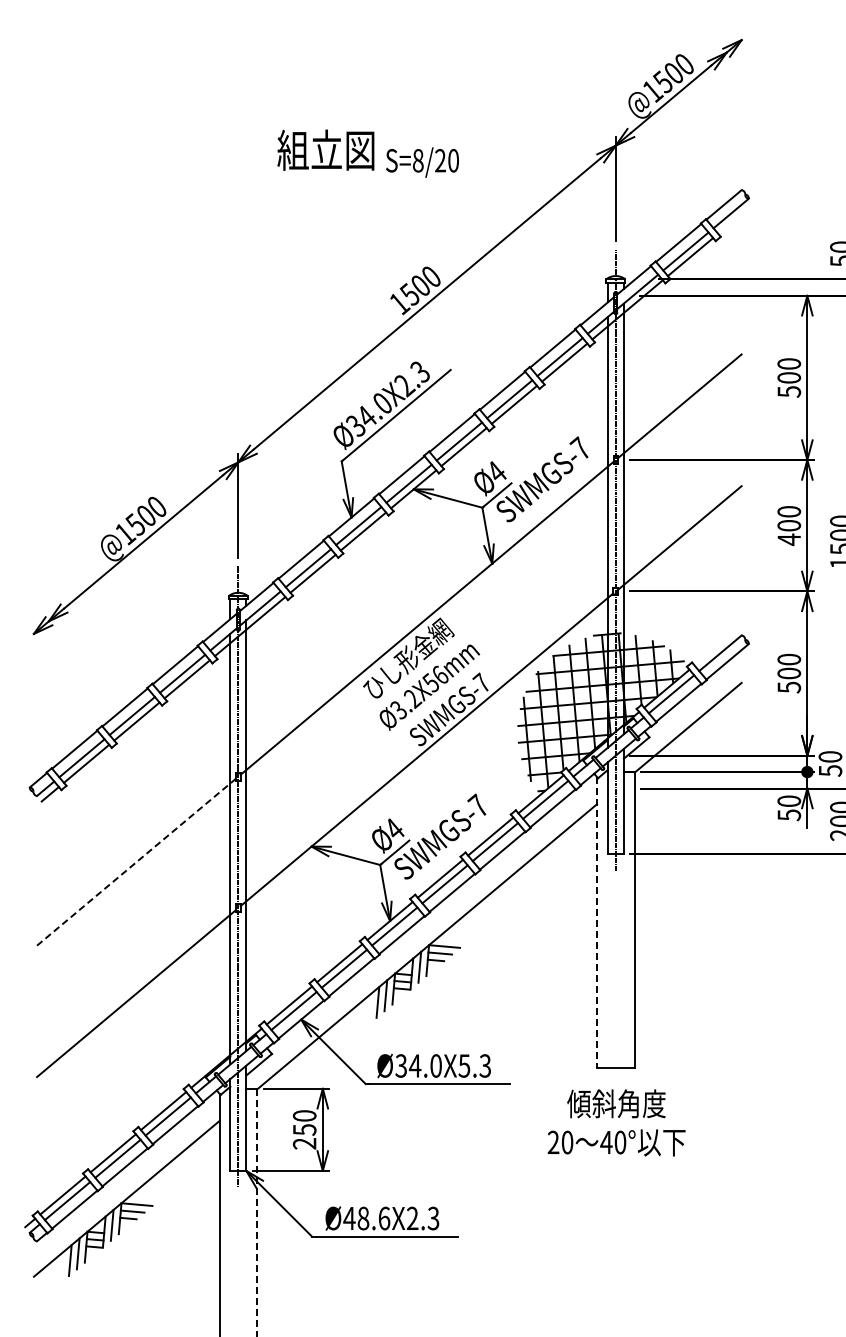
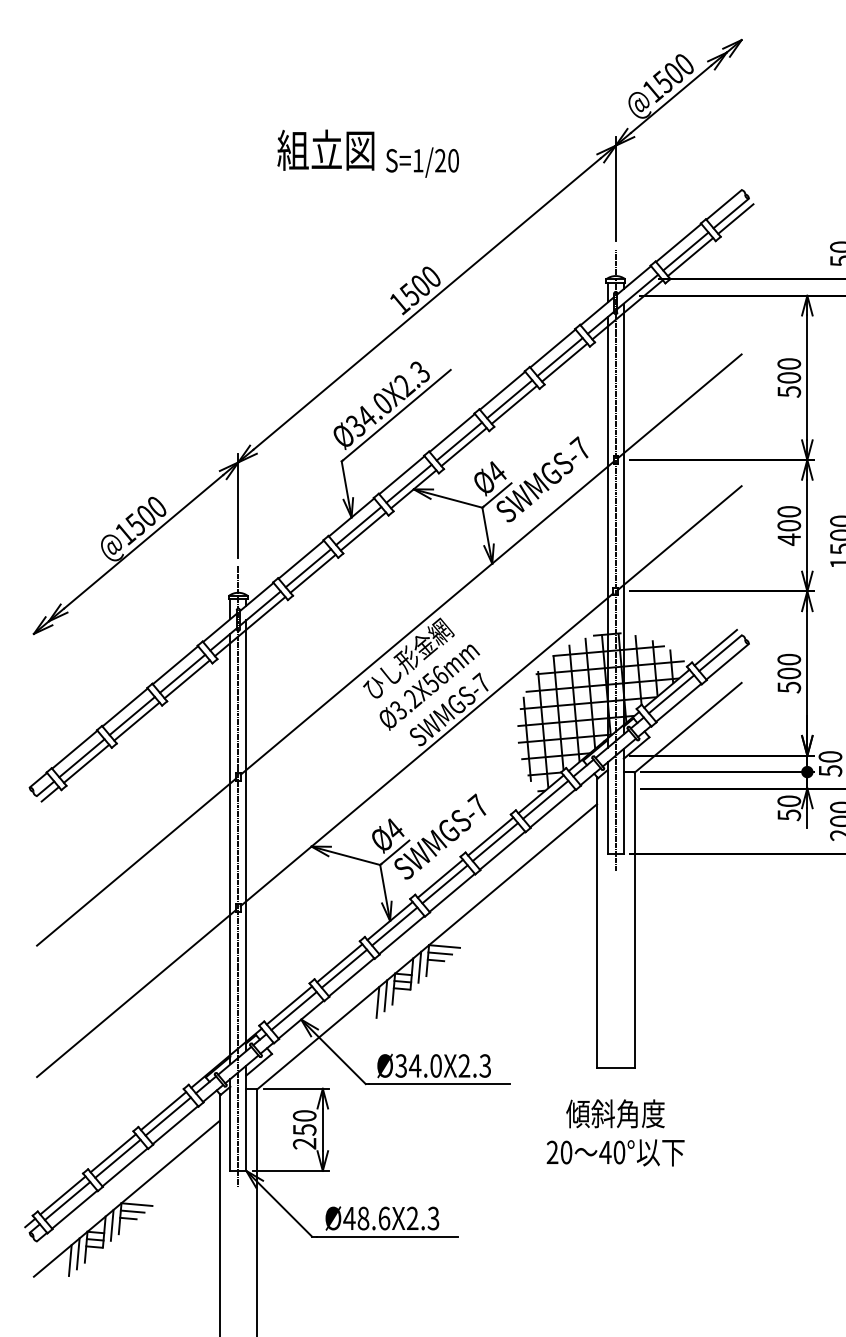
text: S=8/20 -> S=1/20 (418, 160)
line: none -> present (735, 218)
line: none -> present (715, 647)
line: dashed -> solid (136, 862)
line: dashed -> solid (597, 922)
text: Ø34.0X5.3 -> Ø34.0X2.3 (464, 1065)
text position: (616, 1122) -> (615, 1132) (615, 1132)
line: dashed -> solid (257, 1212)
